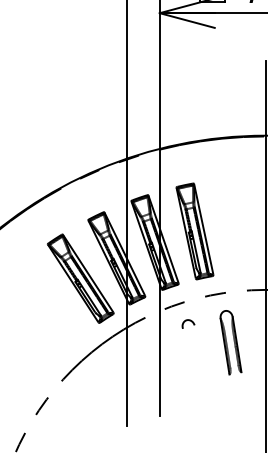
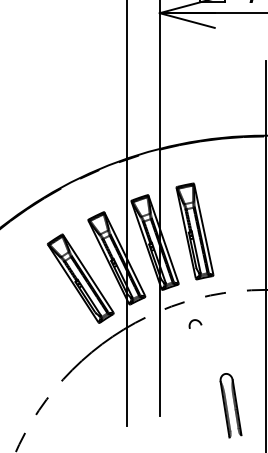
curve position: (189, 321) -> (196, 321) (196, 321)
part position: (230, 342) -> (230, 405) (230, 405)
